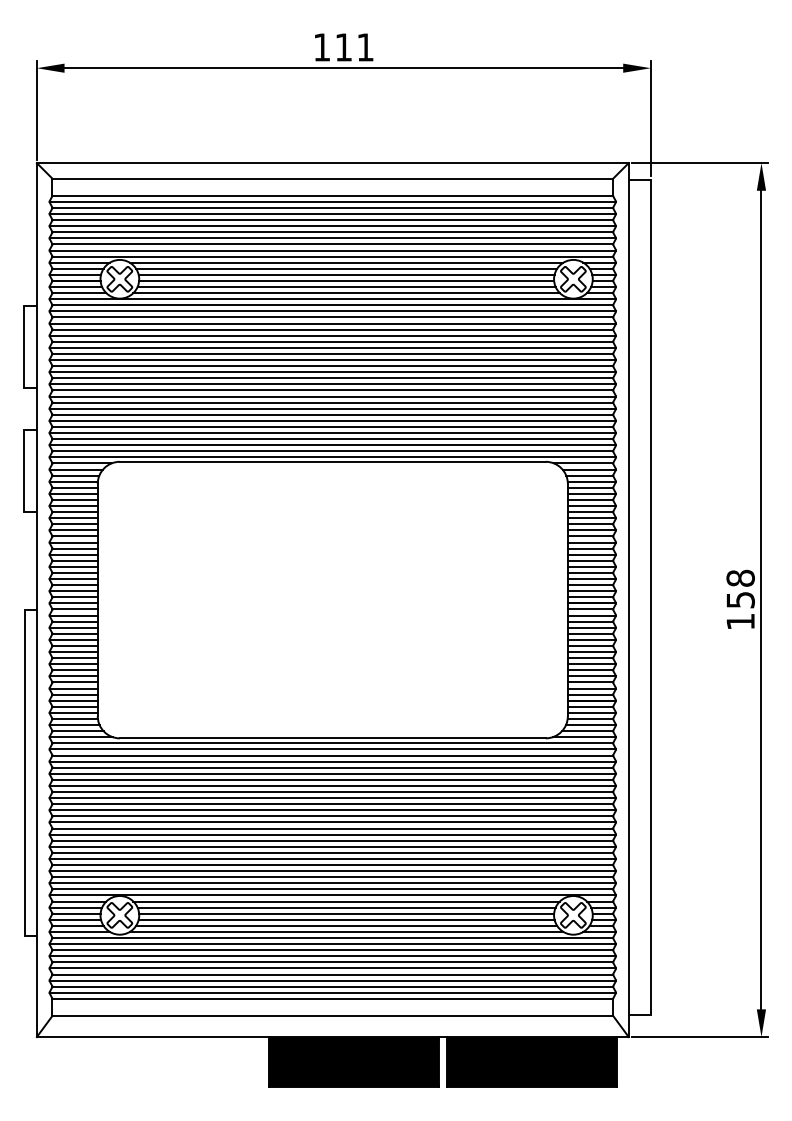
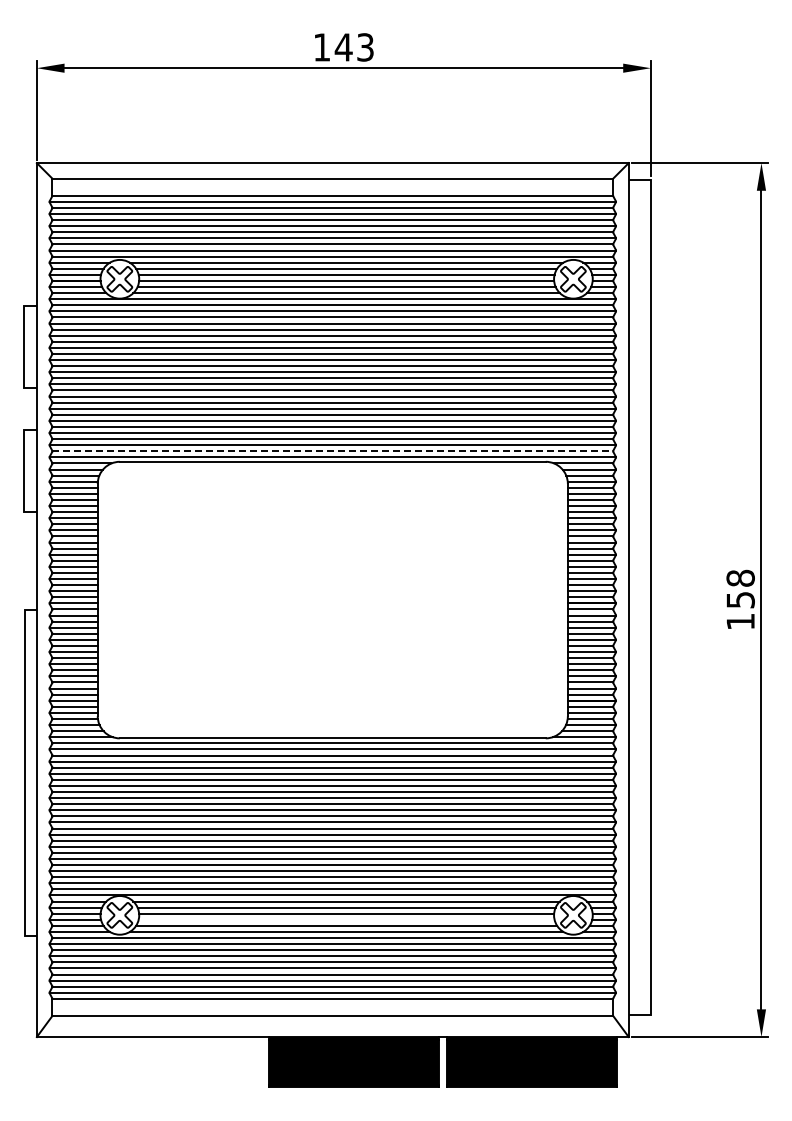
text: 111 -> 143 (353, 47)
line: solid -> dashed (333, 451)
line: present -> none (346, 919)
